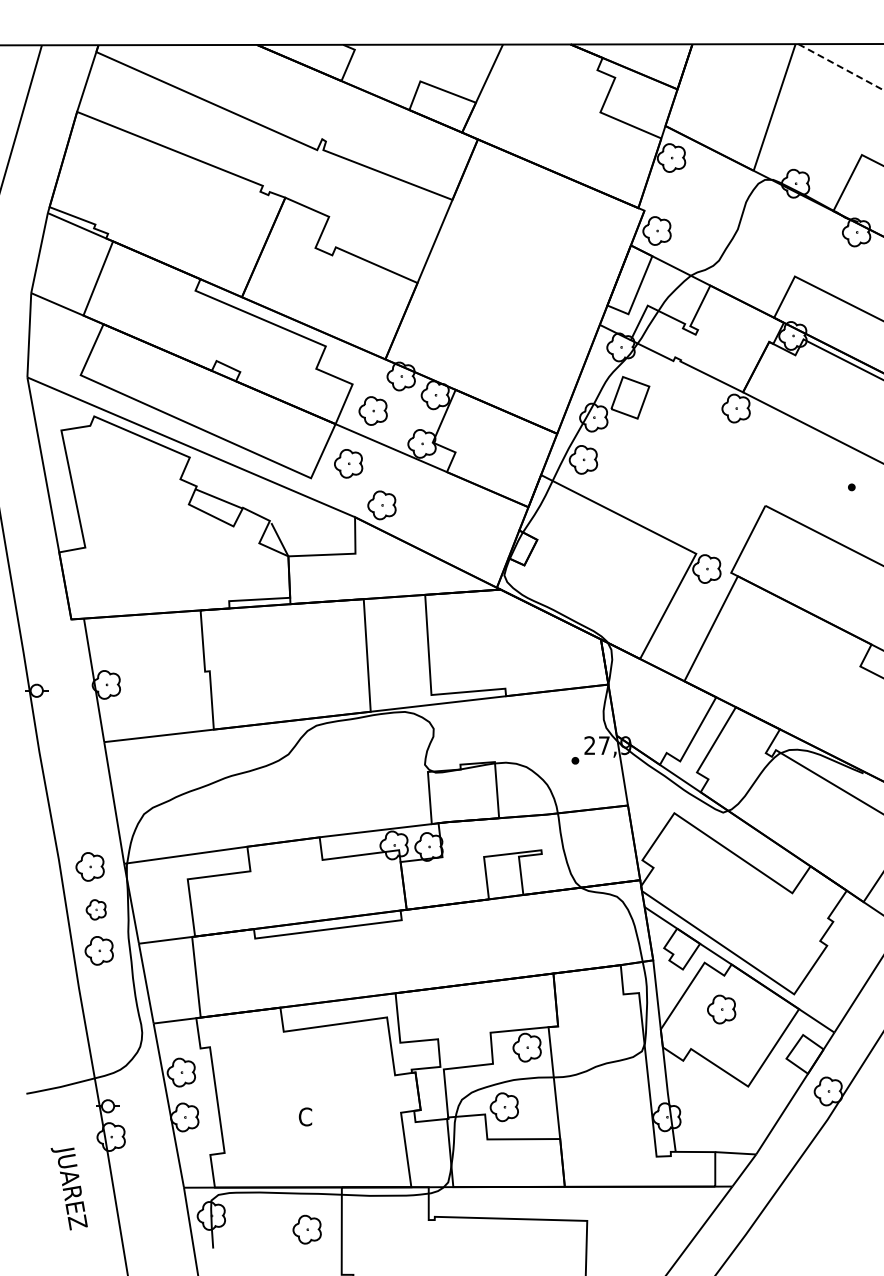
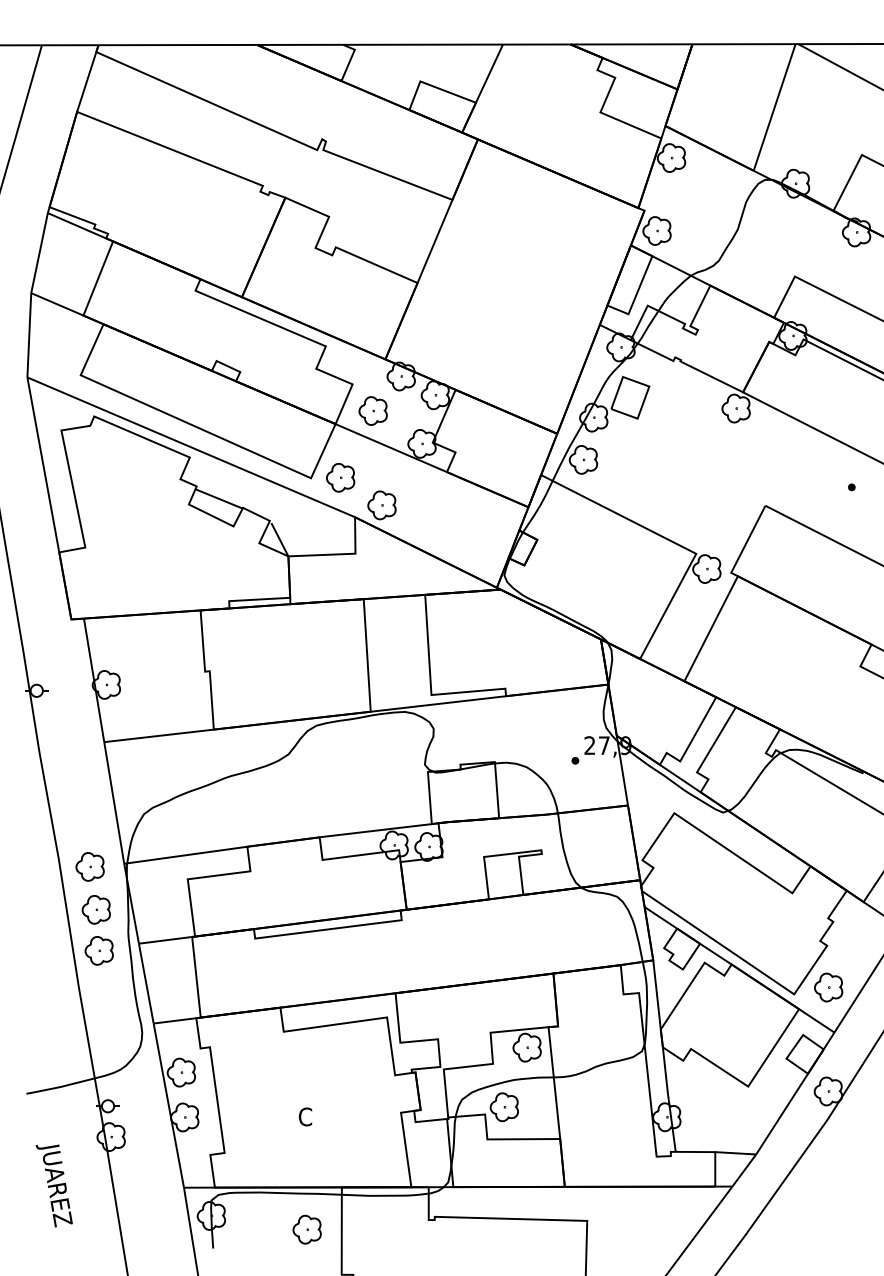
line: dashed -> solid (841, 67)
part position: (348, 463) -> (340, 477) (340, 477)
part size: 22x22 px -> 30x30 px (95, 909)
part position: (721, 1009) -> (828, 987) (828, 987)
text position: (68, 1188) -> (53, 1185) (53, 1185)
